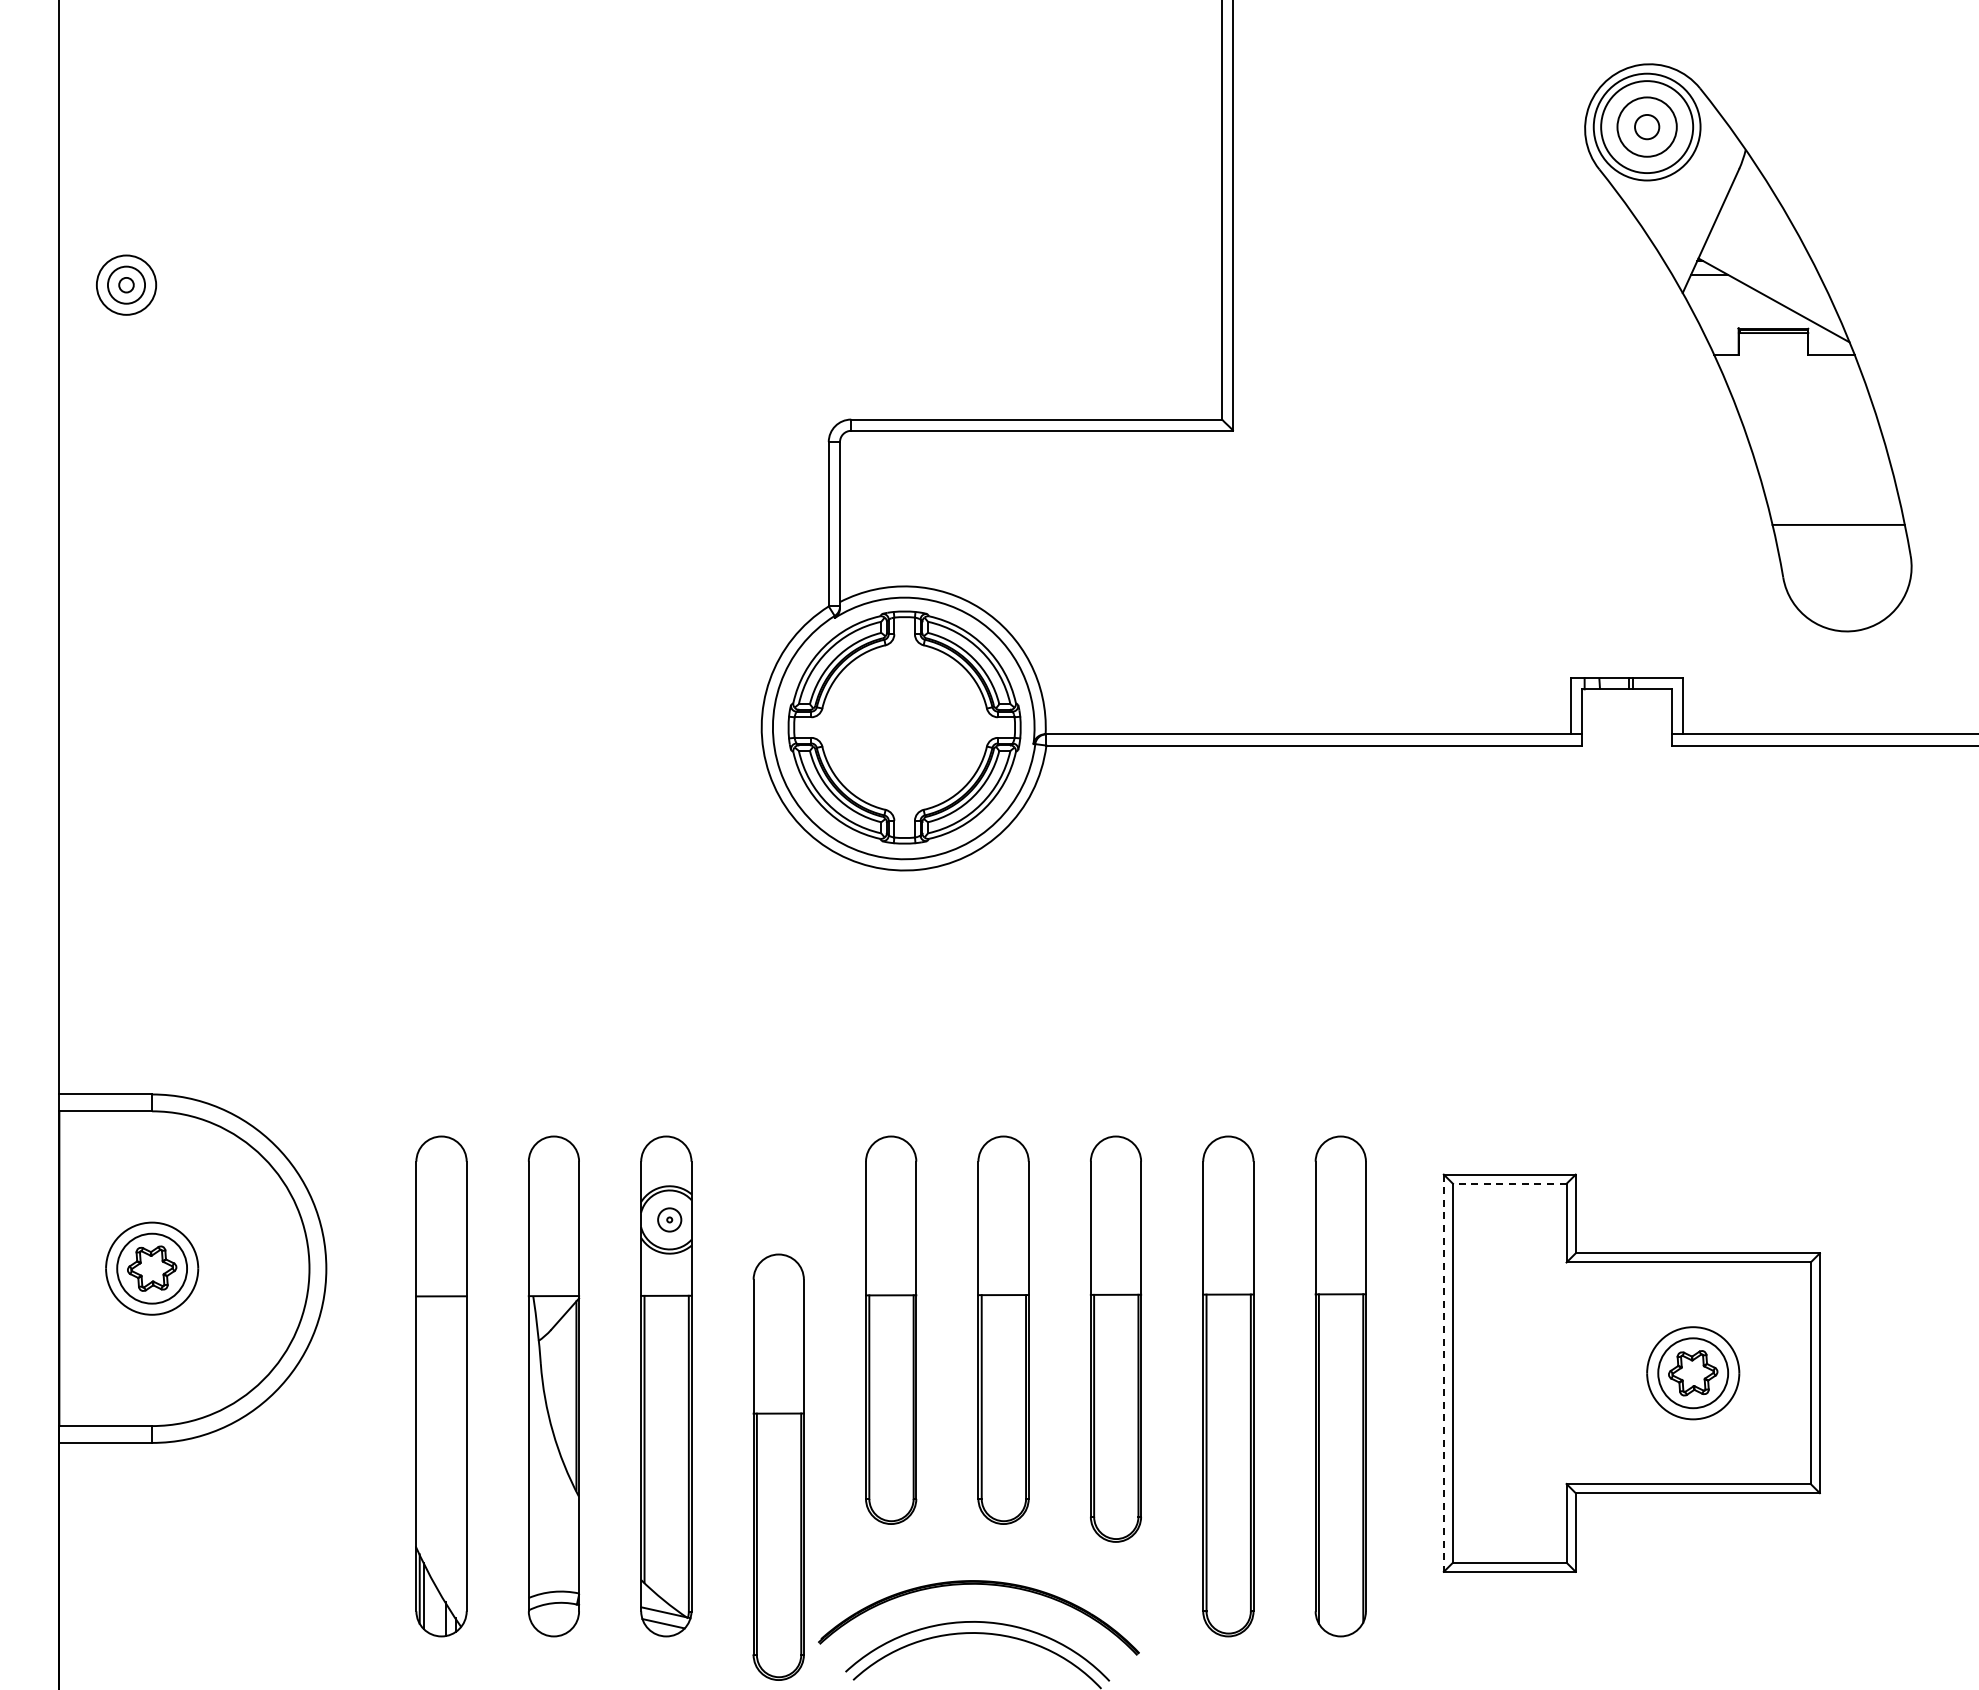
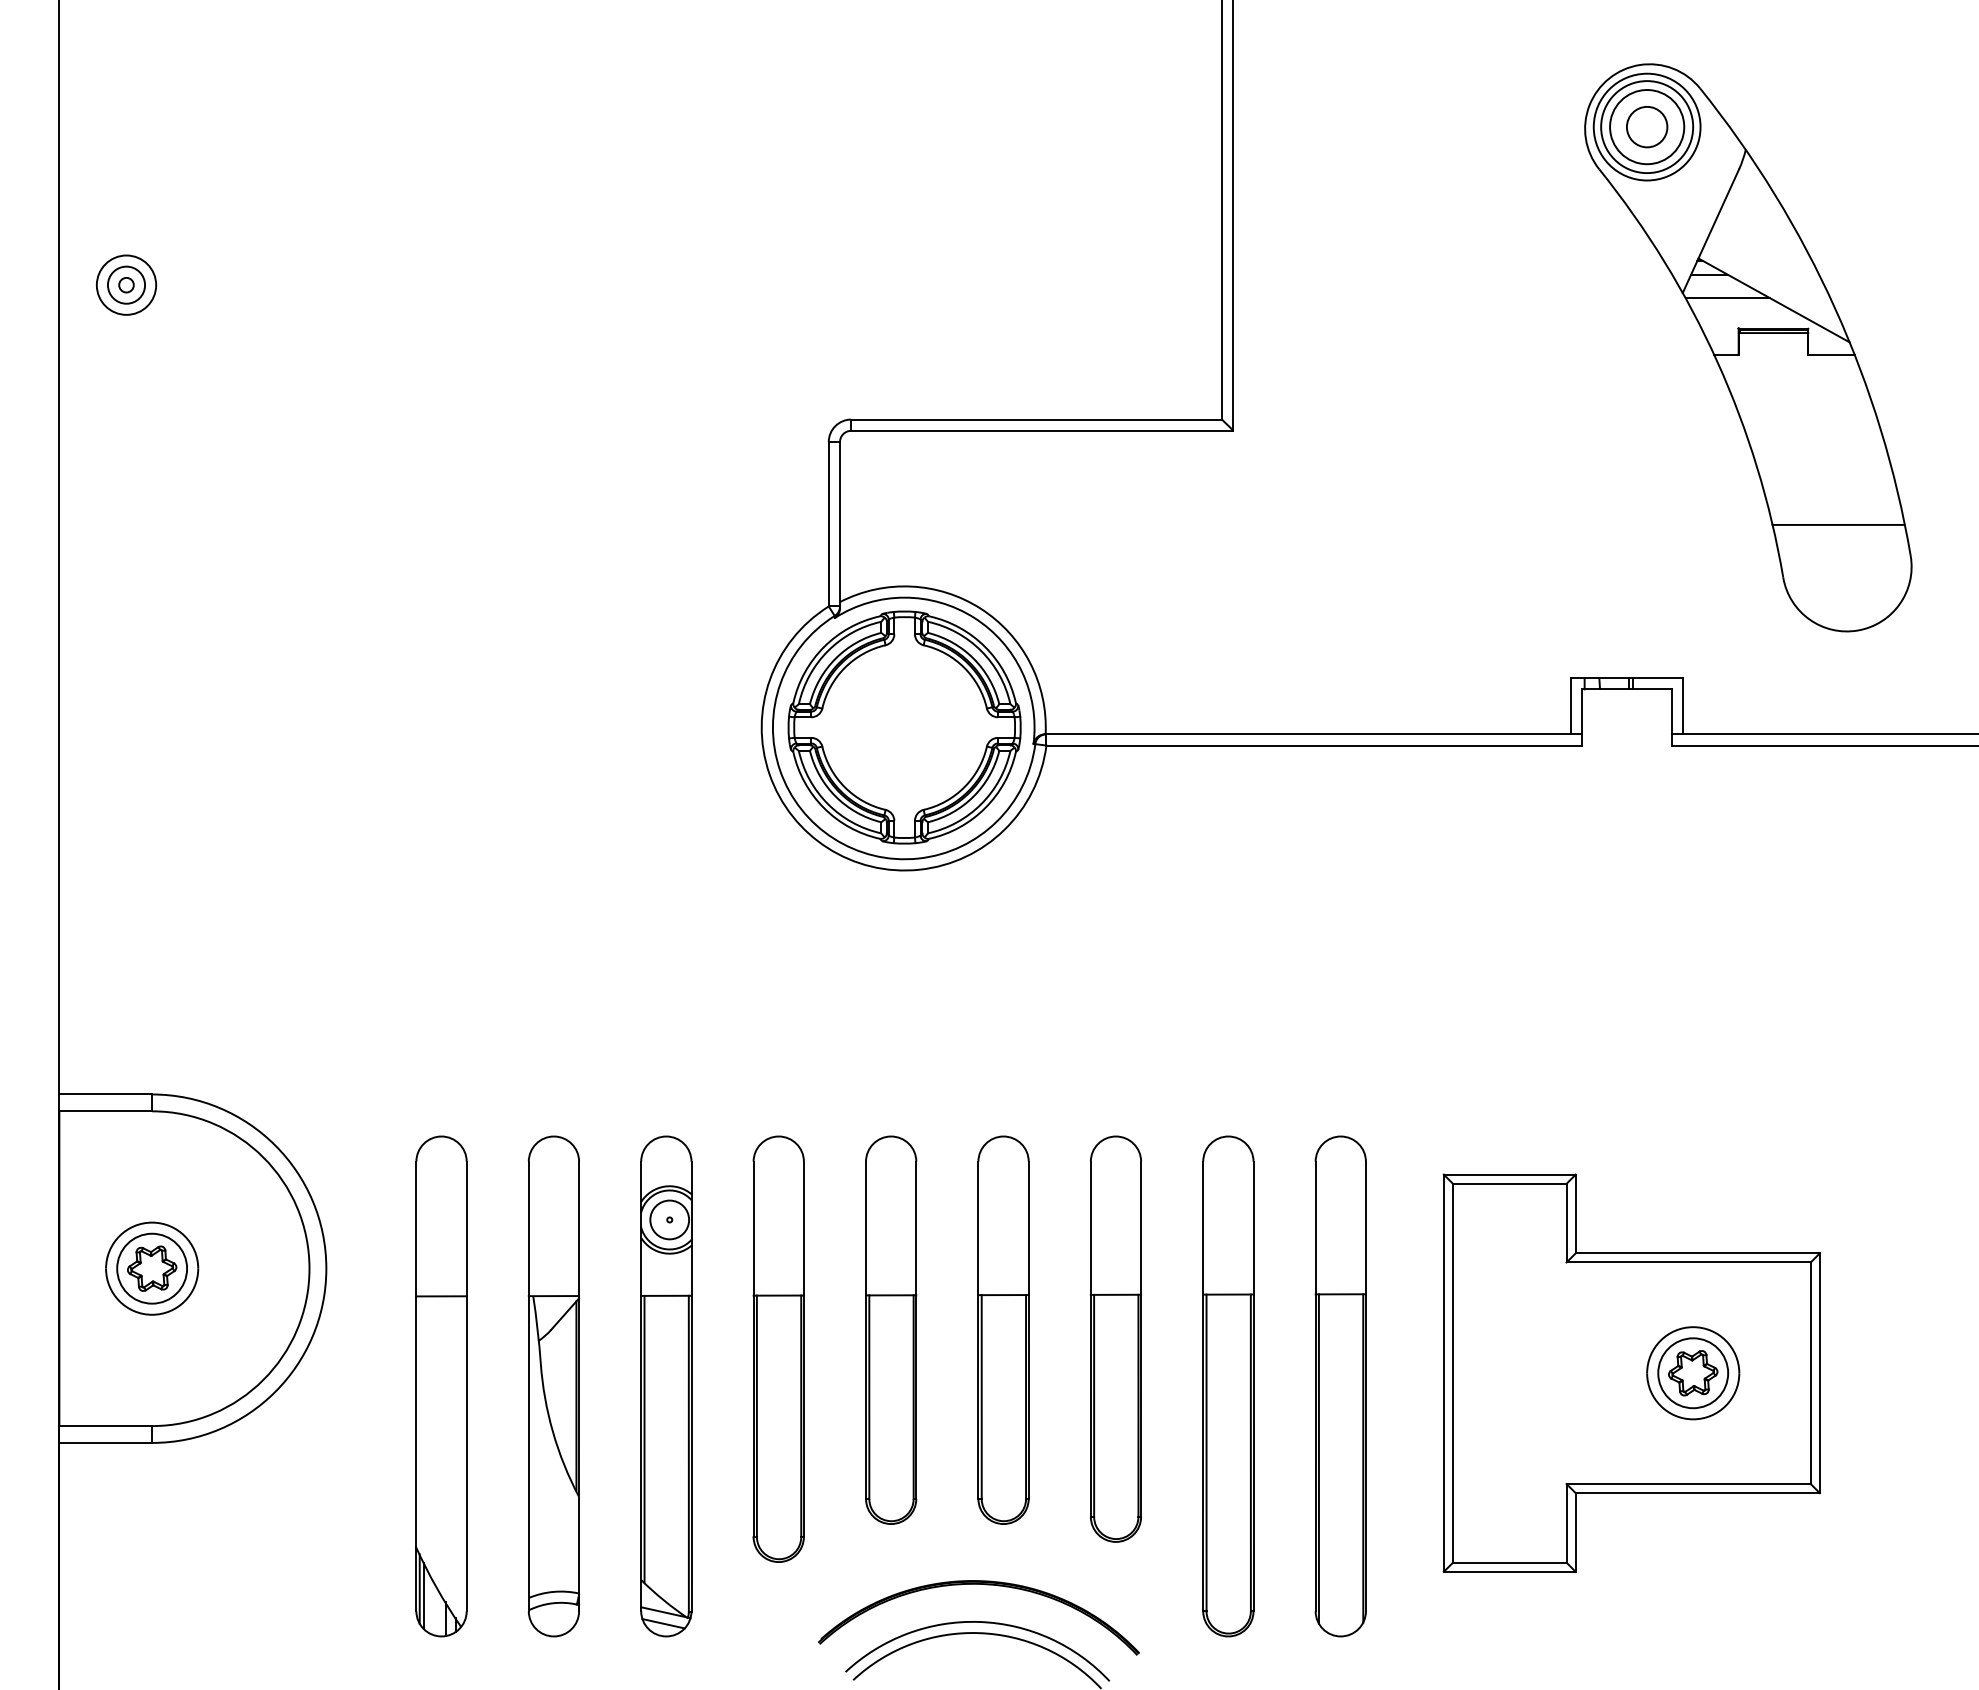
circle diameter: 59 px -> 74 px (1647, 127)
circle diameter: 24 px -> 40 px (1646, 126)
line: none -> present (1727, 298)
line: dashed -> solid (1509, 1183)
circle diameter: 23 px -> 39 px (669, 1219)
line: dashed -> solid (1443, 1373)
part position: (778, 1466) -> (778, 1348) (778, 1348)
